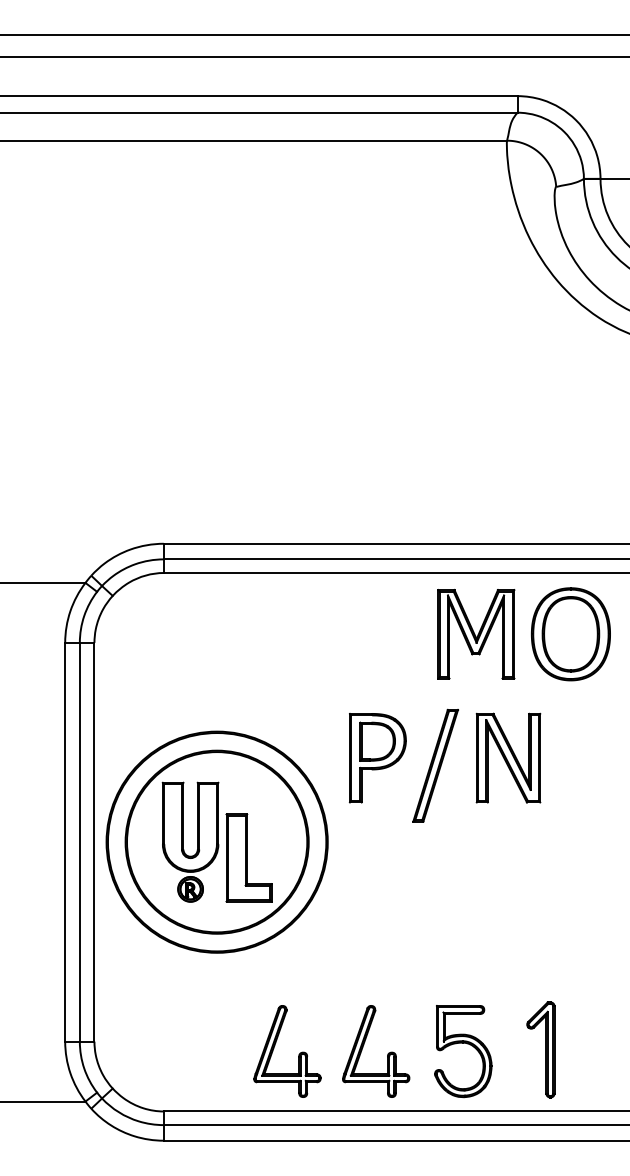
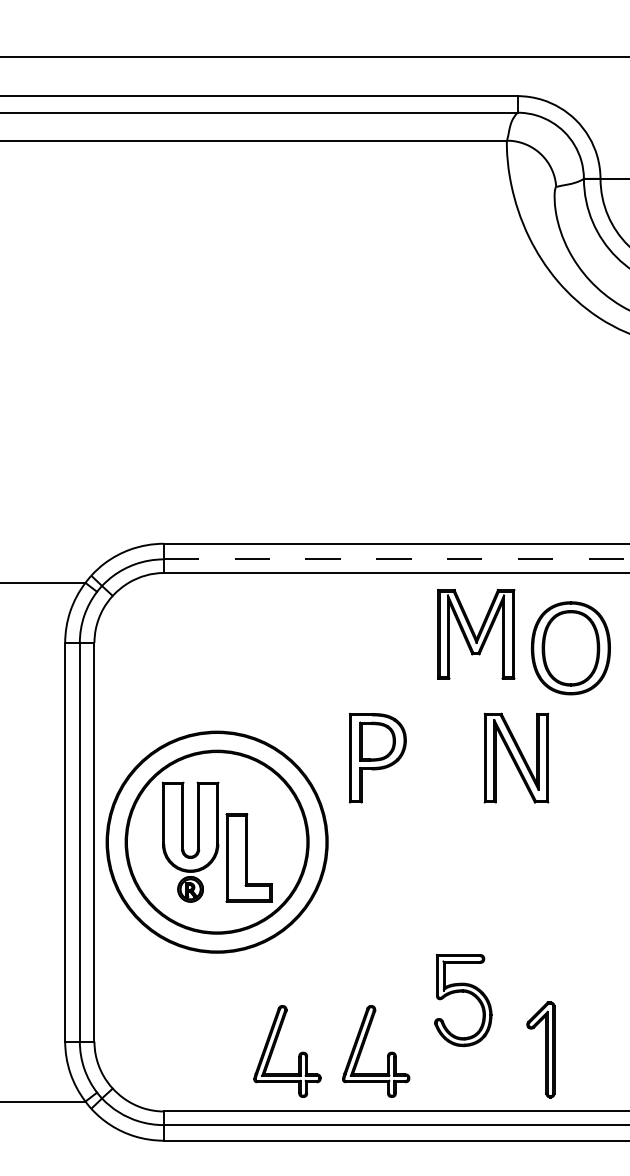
line: present -> none (314, 35)
line: solid -> dashed (396, 559)
part position: (570, 634) -> (570, 648) (570, 648)
part position: (508, 757) -> (516, 757) (516, 757)
part: present -> none (435, 765)
part position: (463, 1043) -> (463, 992) (463, 992)
